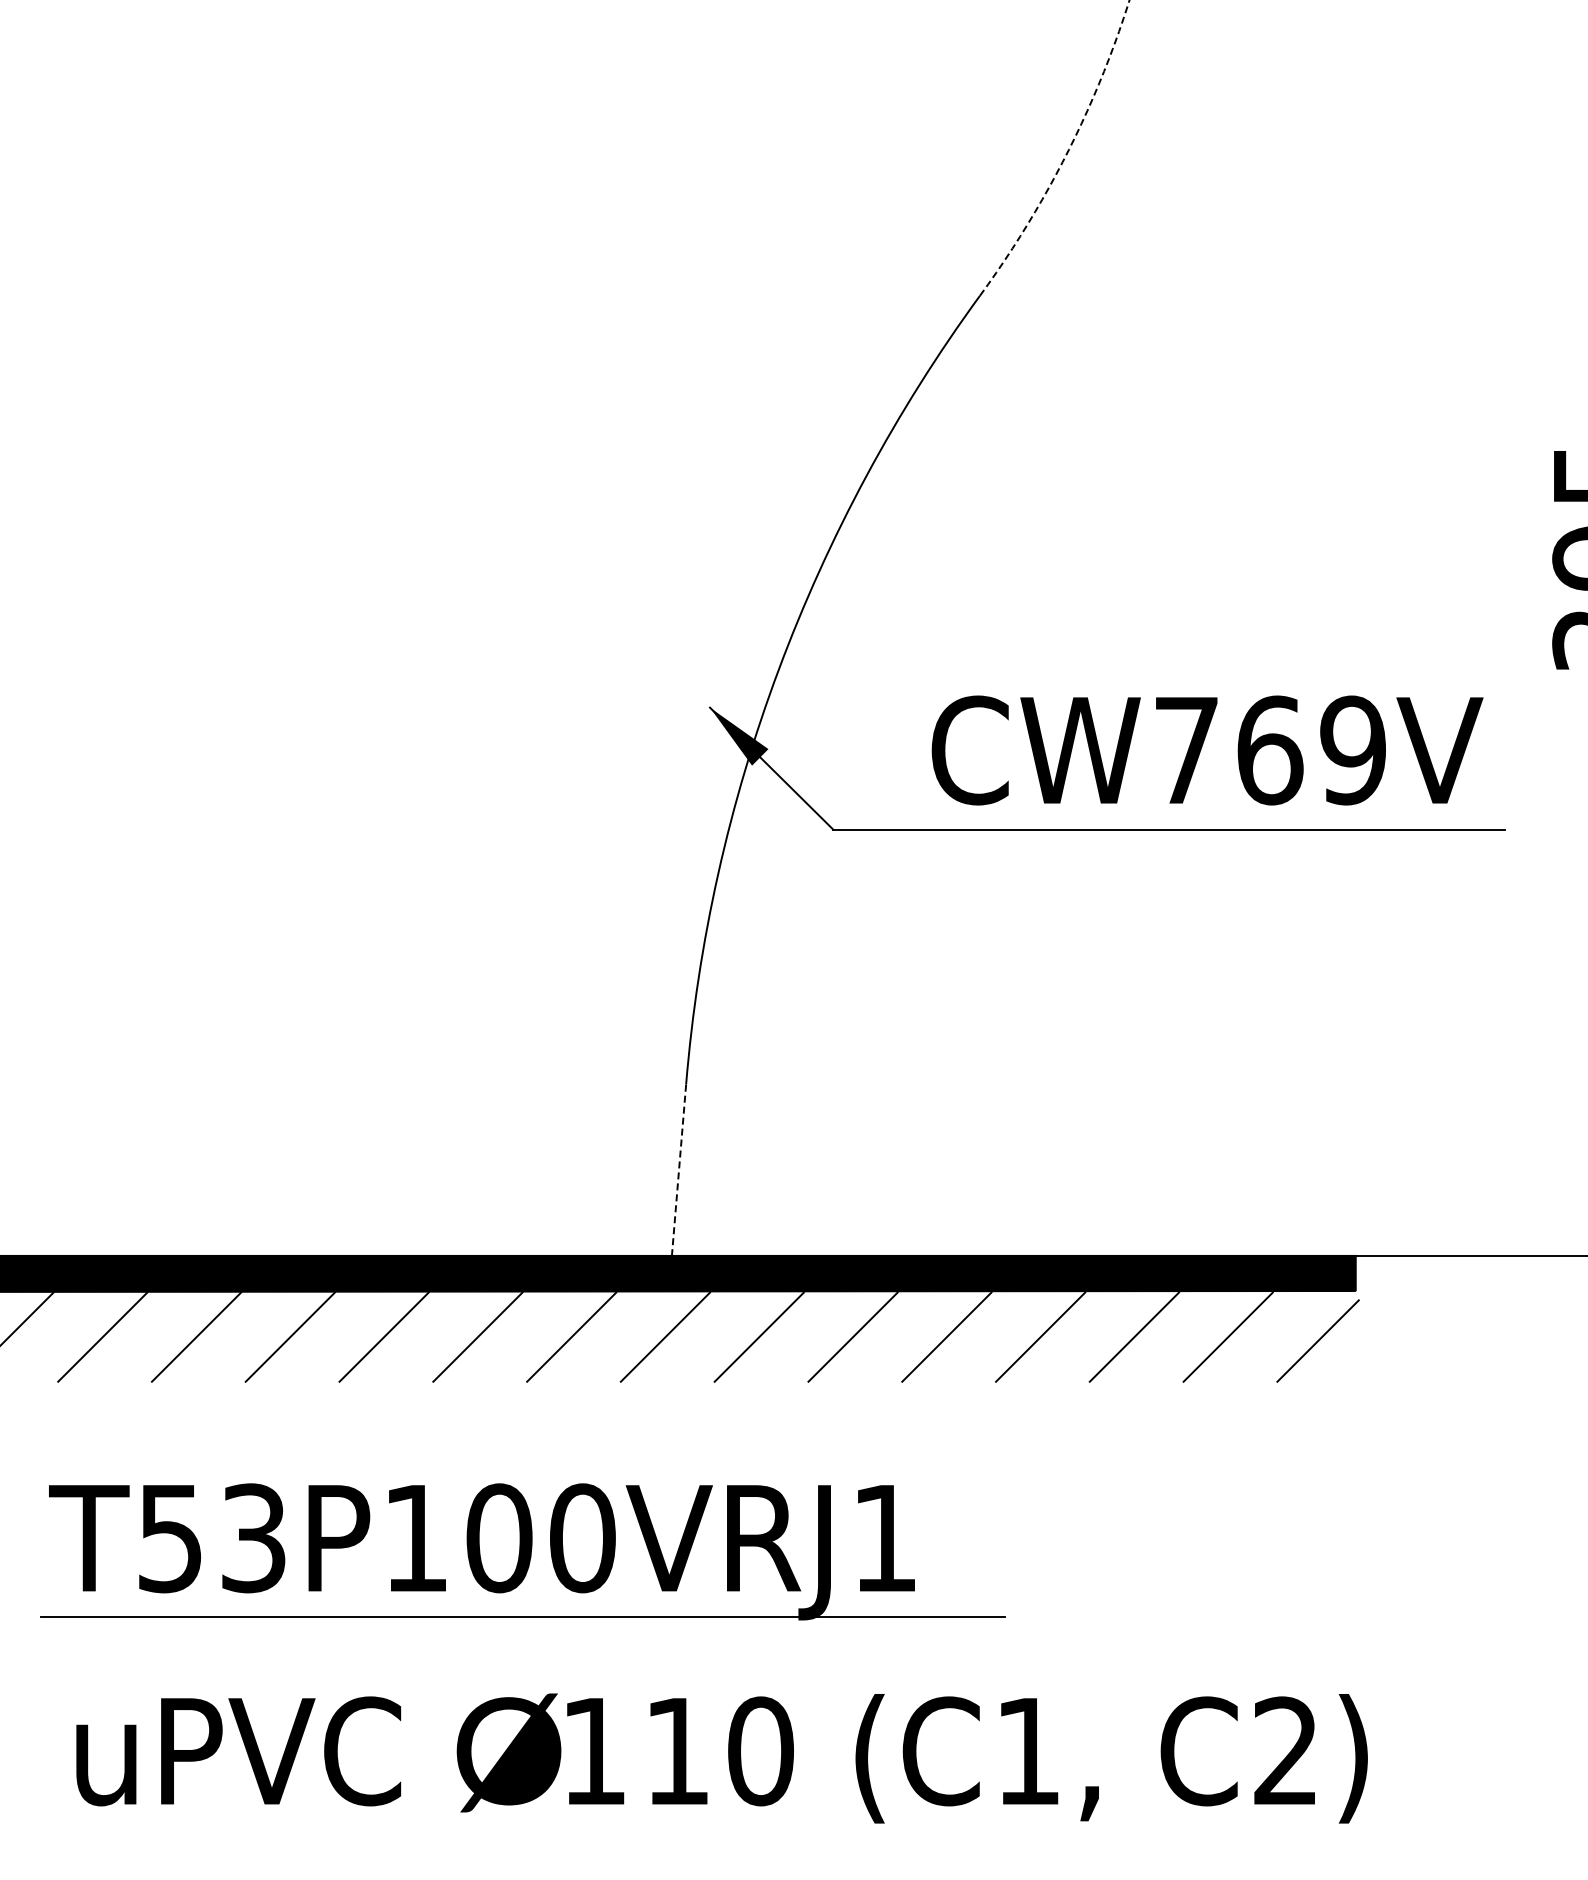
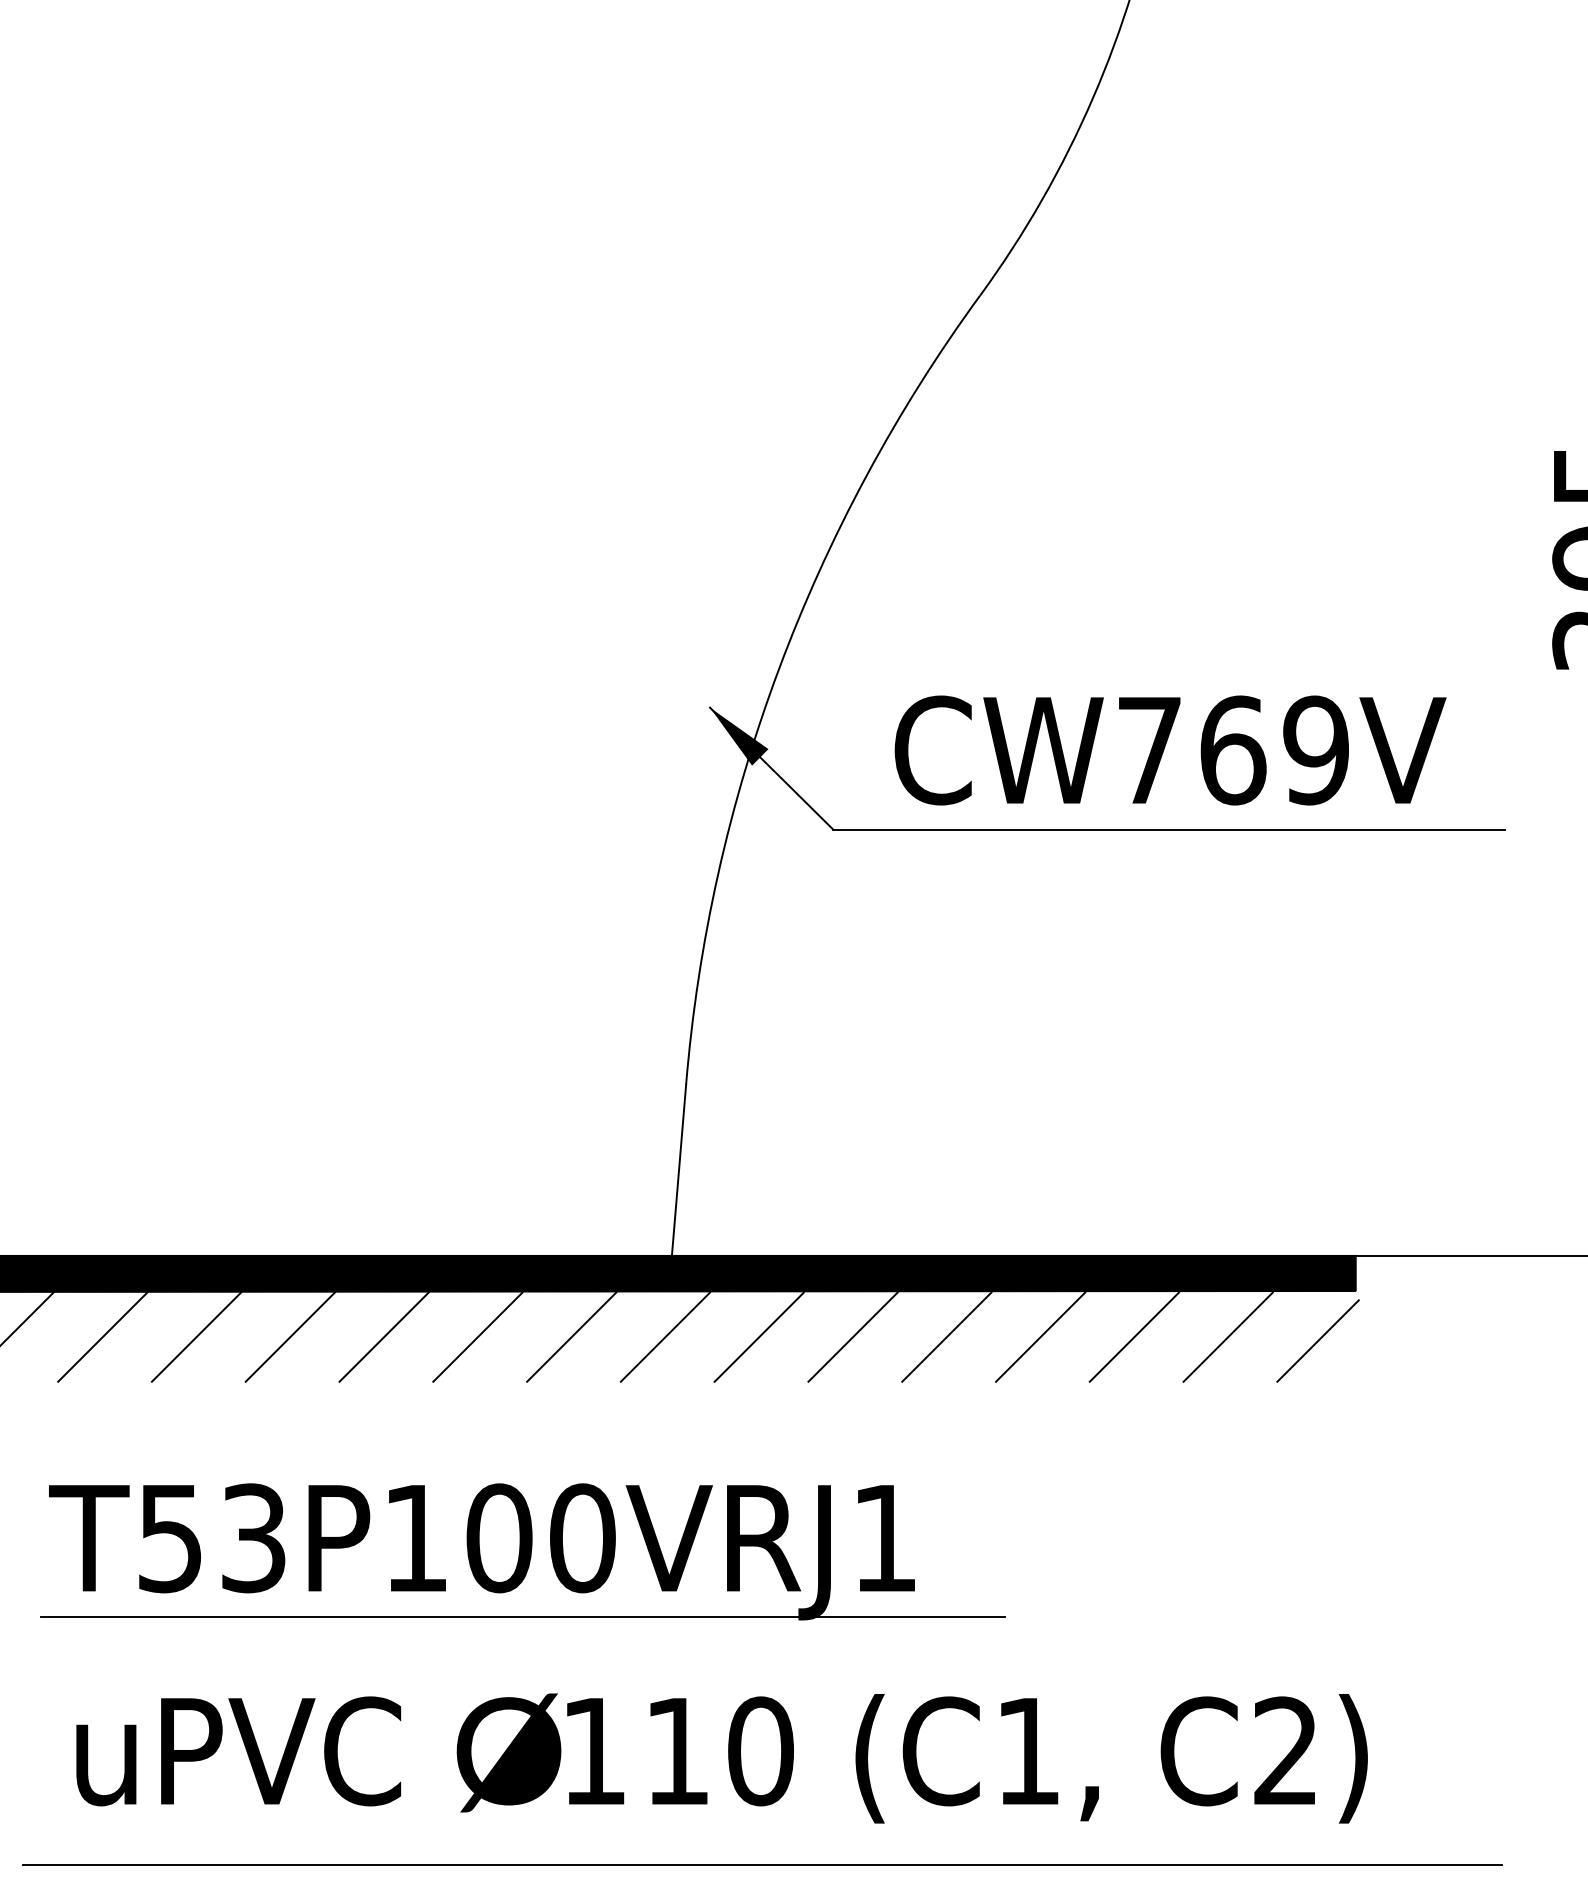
arc: dashed -> solid (1067, 153)
text position: (1207, 750) -> (1170, 750) (1170, 750)
line: dashed -> solid (679, 1169)
line: none -> present (762, 1864)
